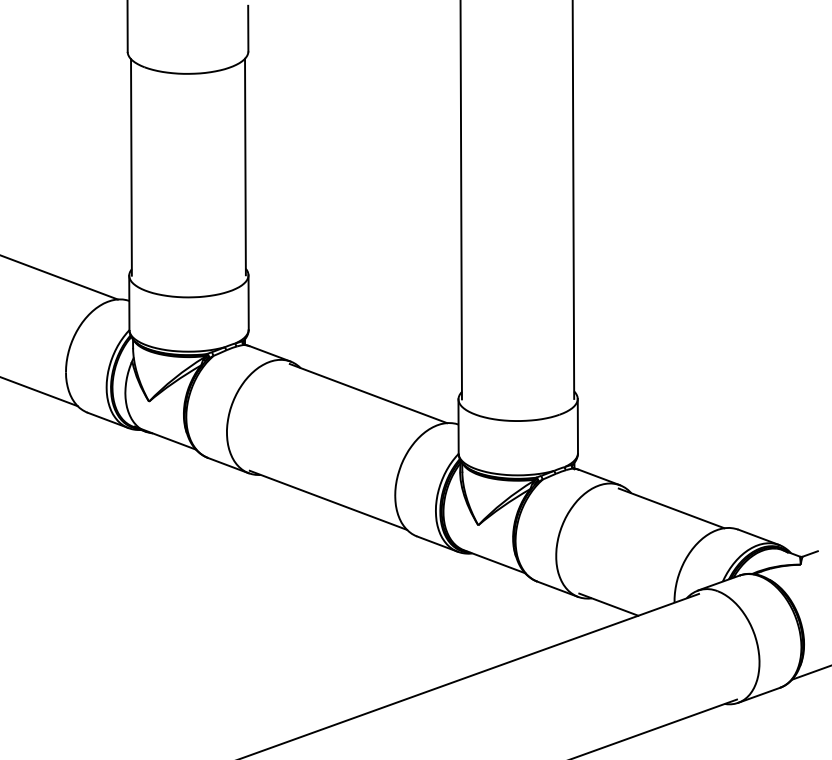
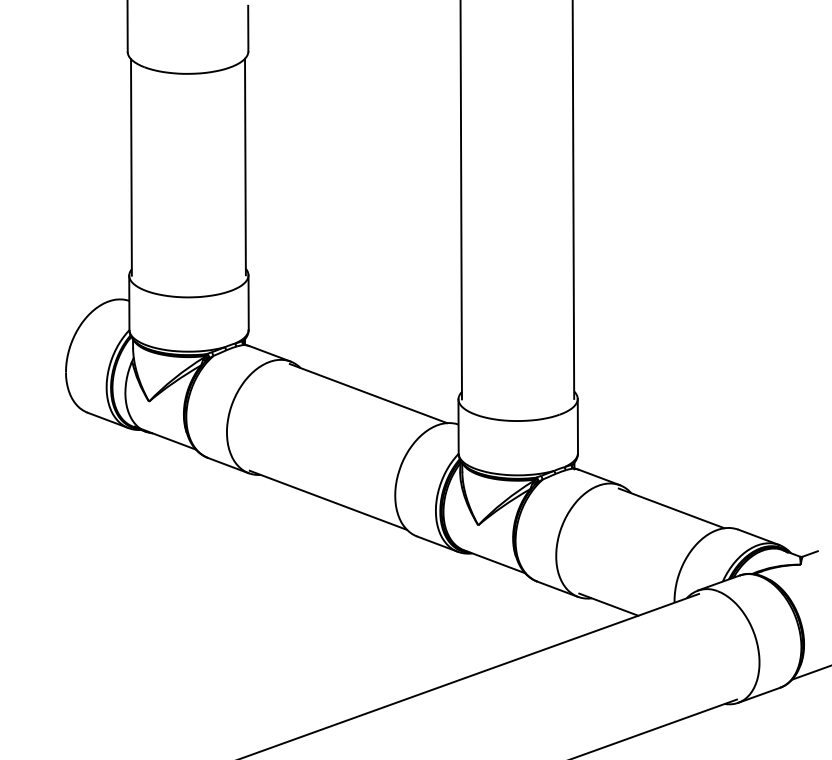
line: present -> none (59, 277)
line: present -> none (39, 392)
